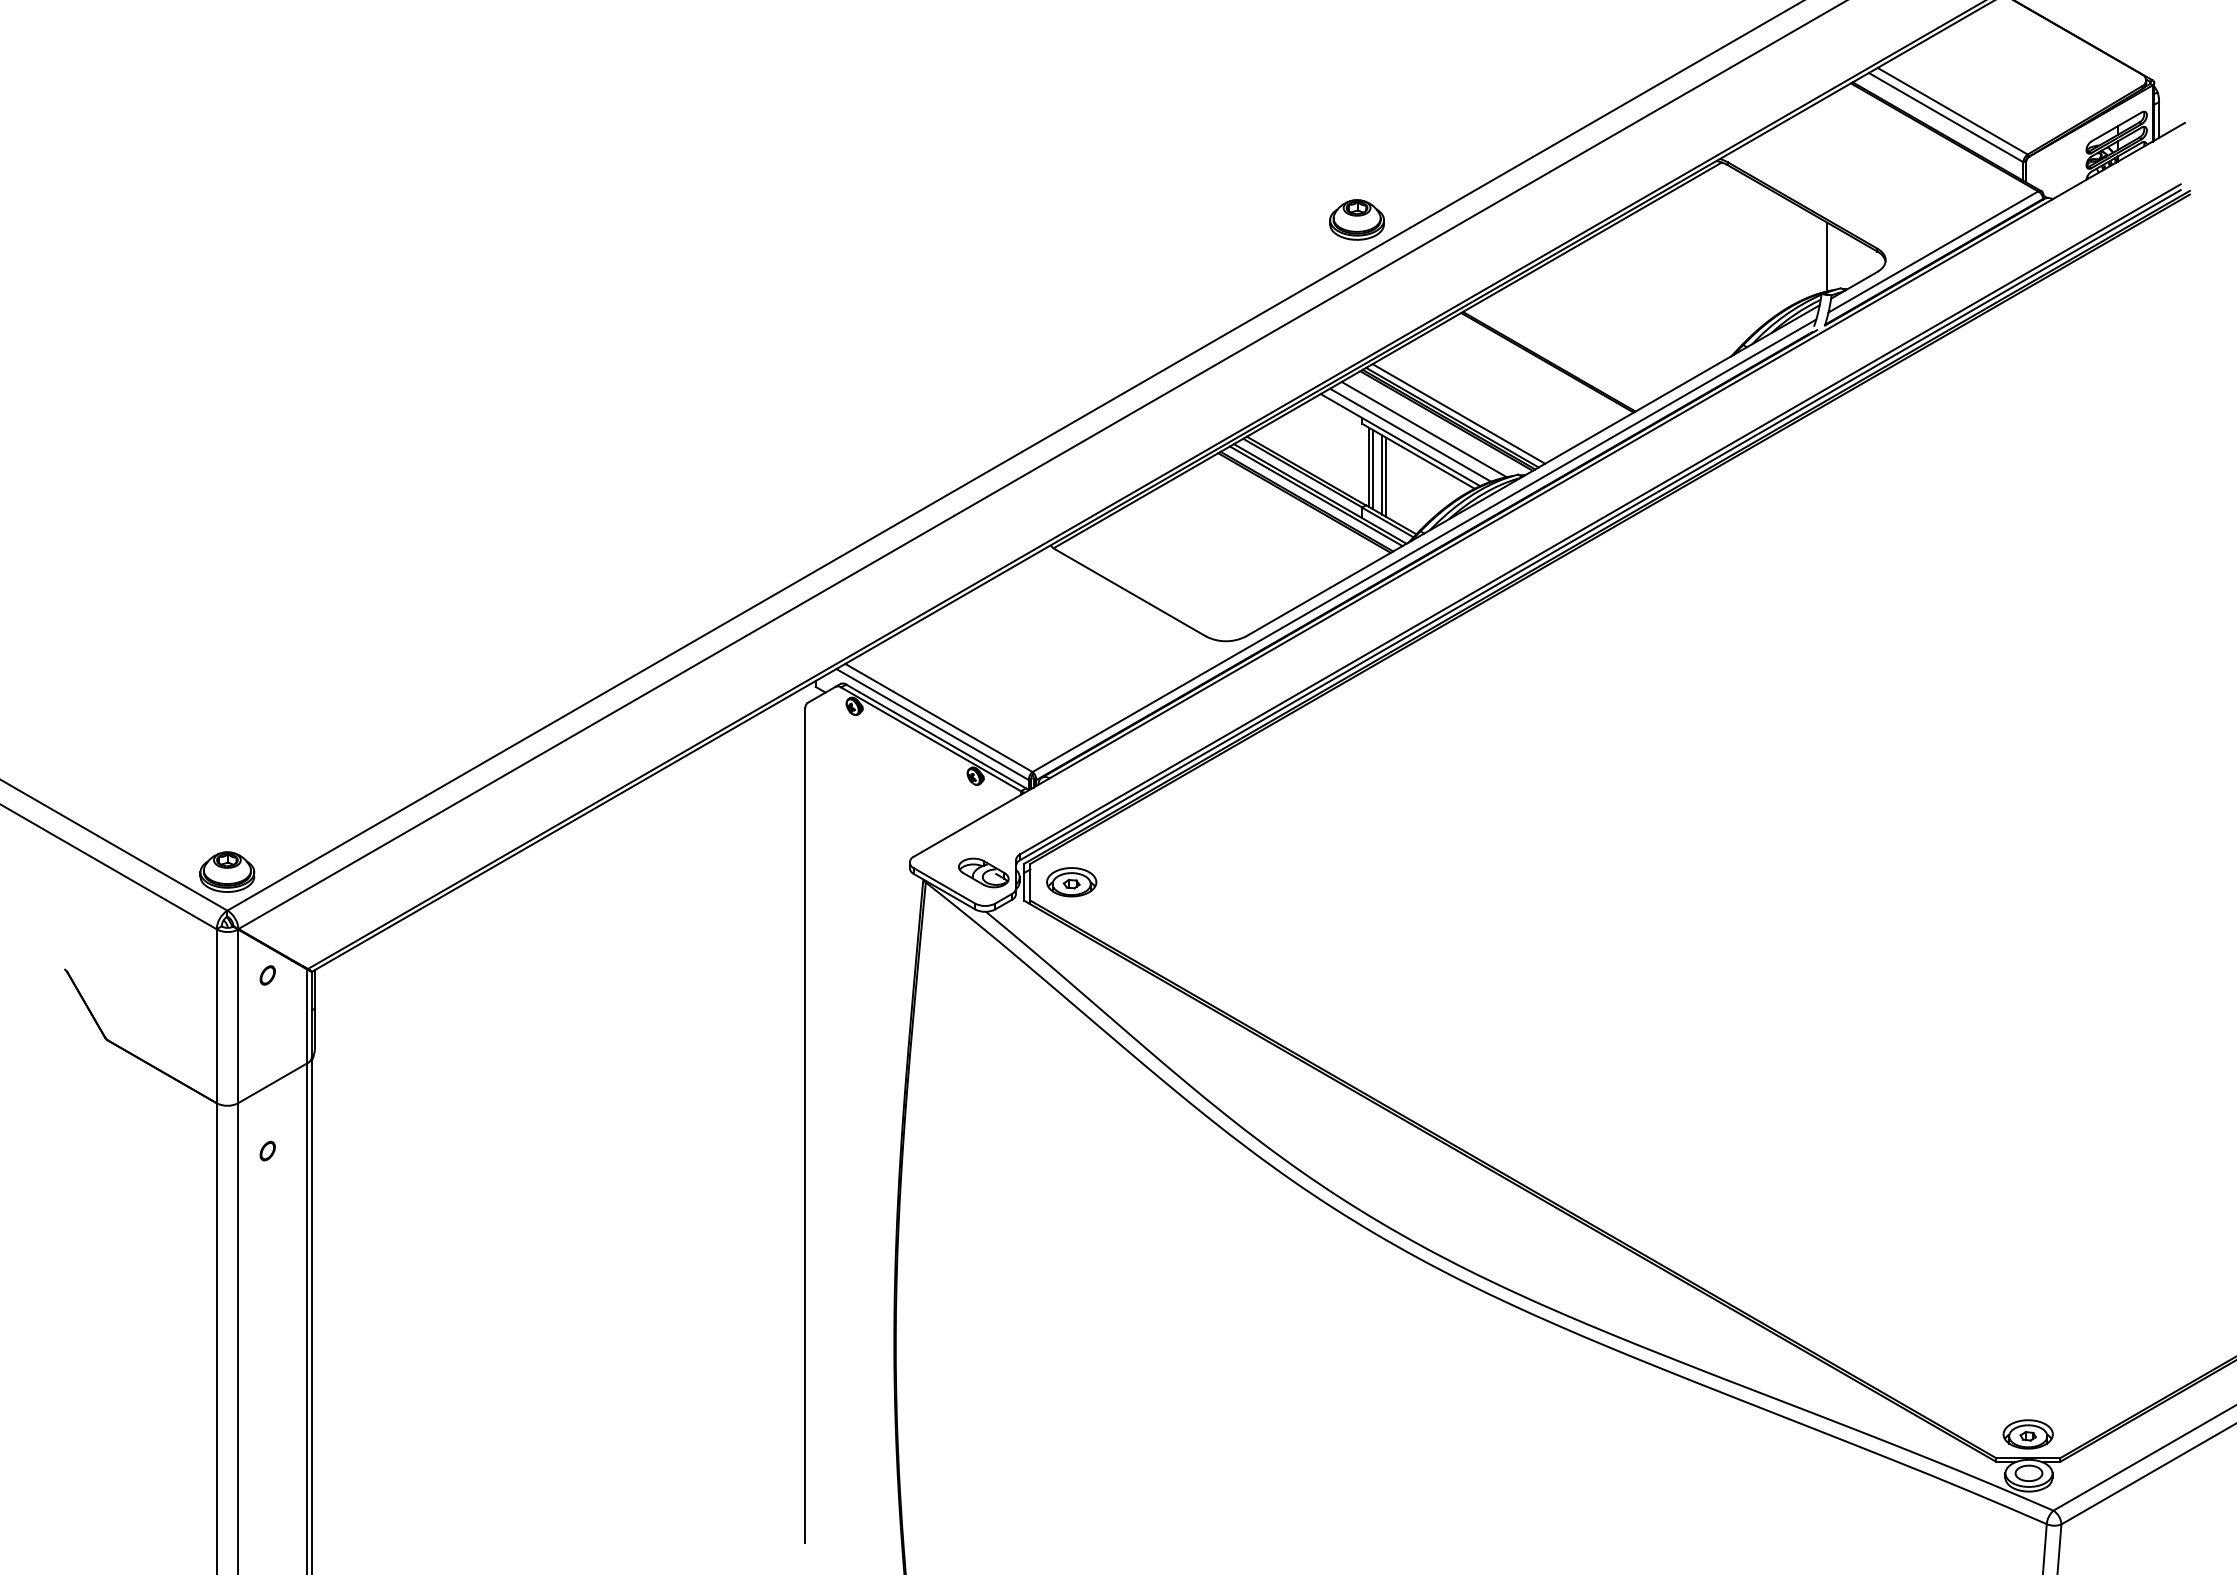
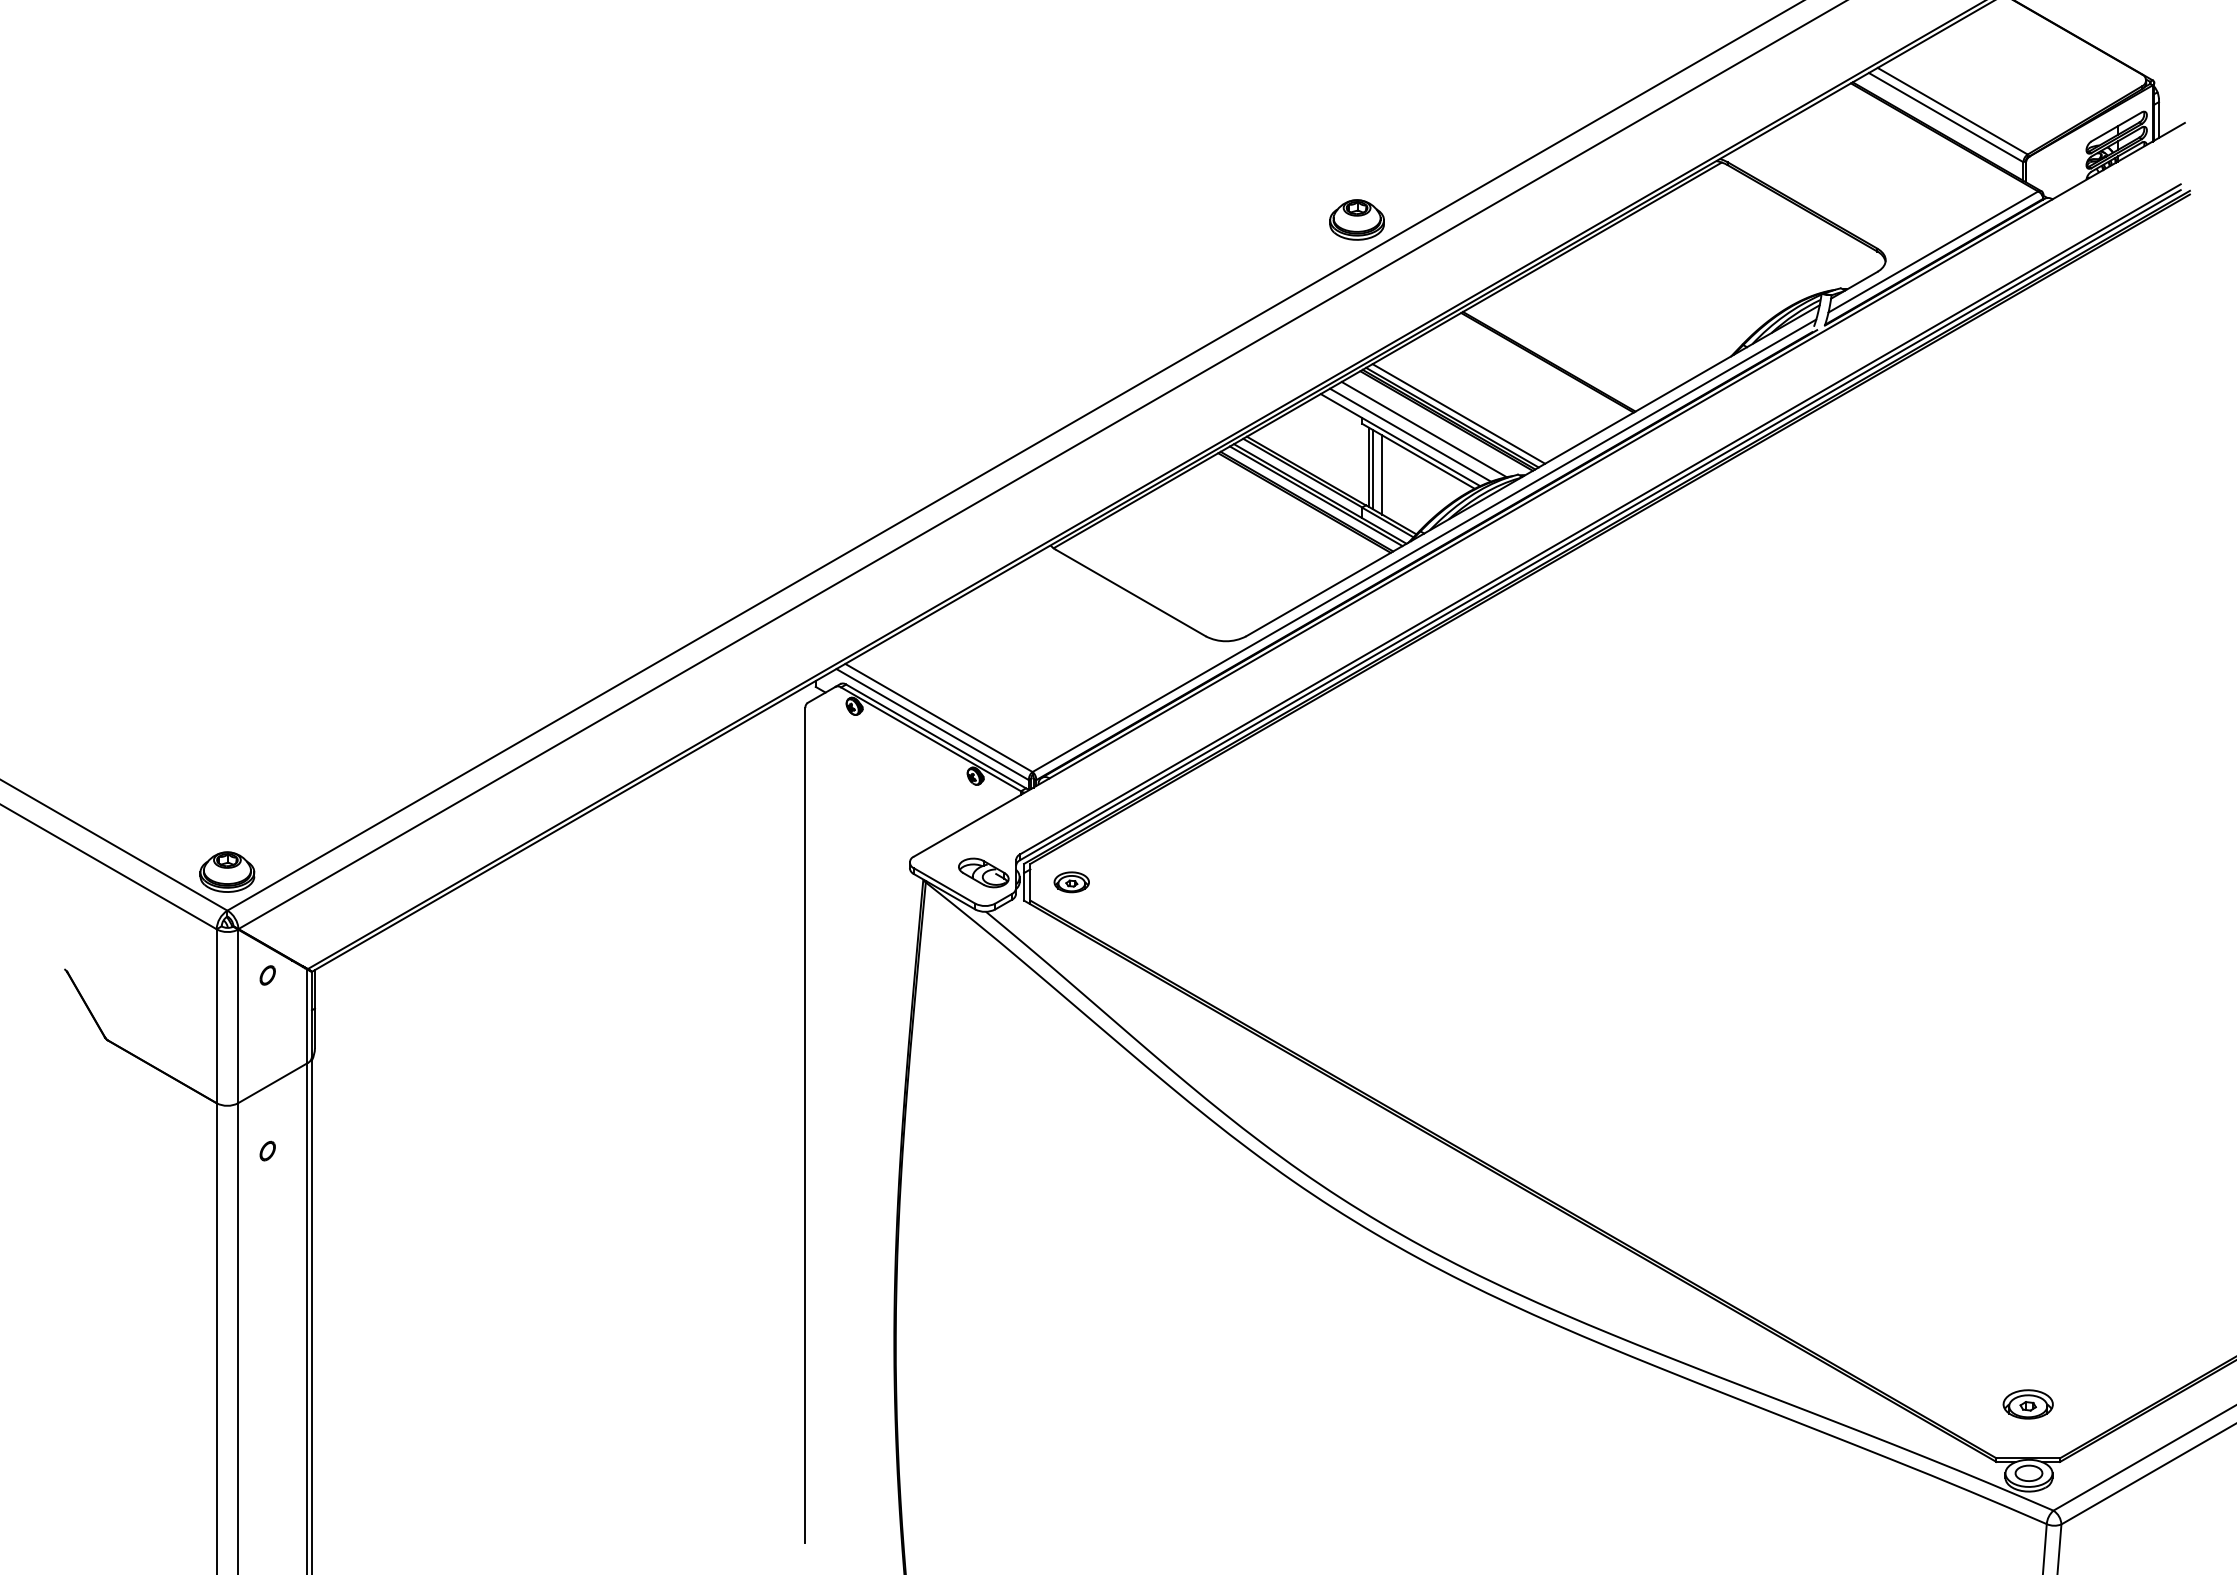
line: present -> none (1827, 256)
line: present -> none (1386, 476)
part size: 52x31 px -> 37x23 px (1071, 882)
part position: (2027, 1434) -> (2027, 1404) (2027, 1404)
